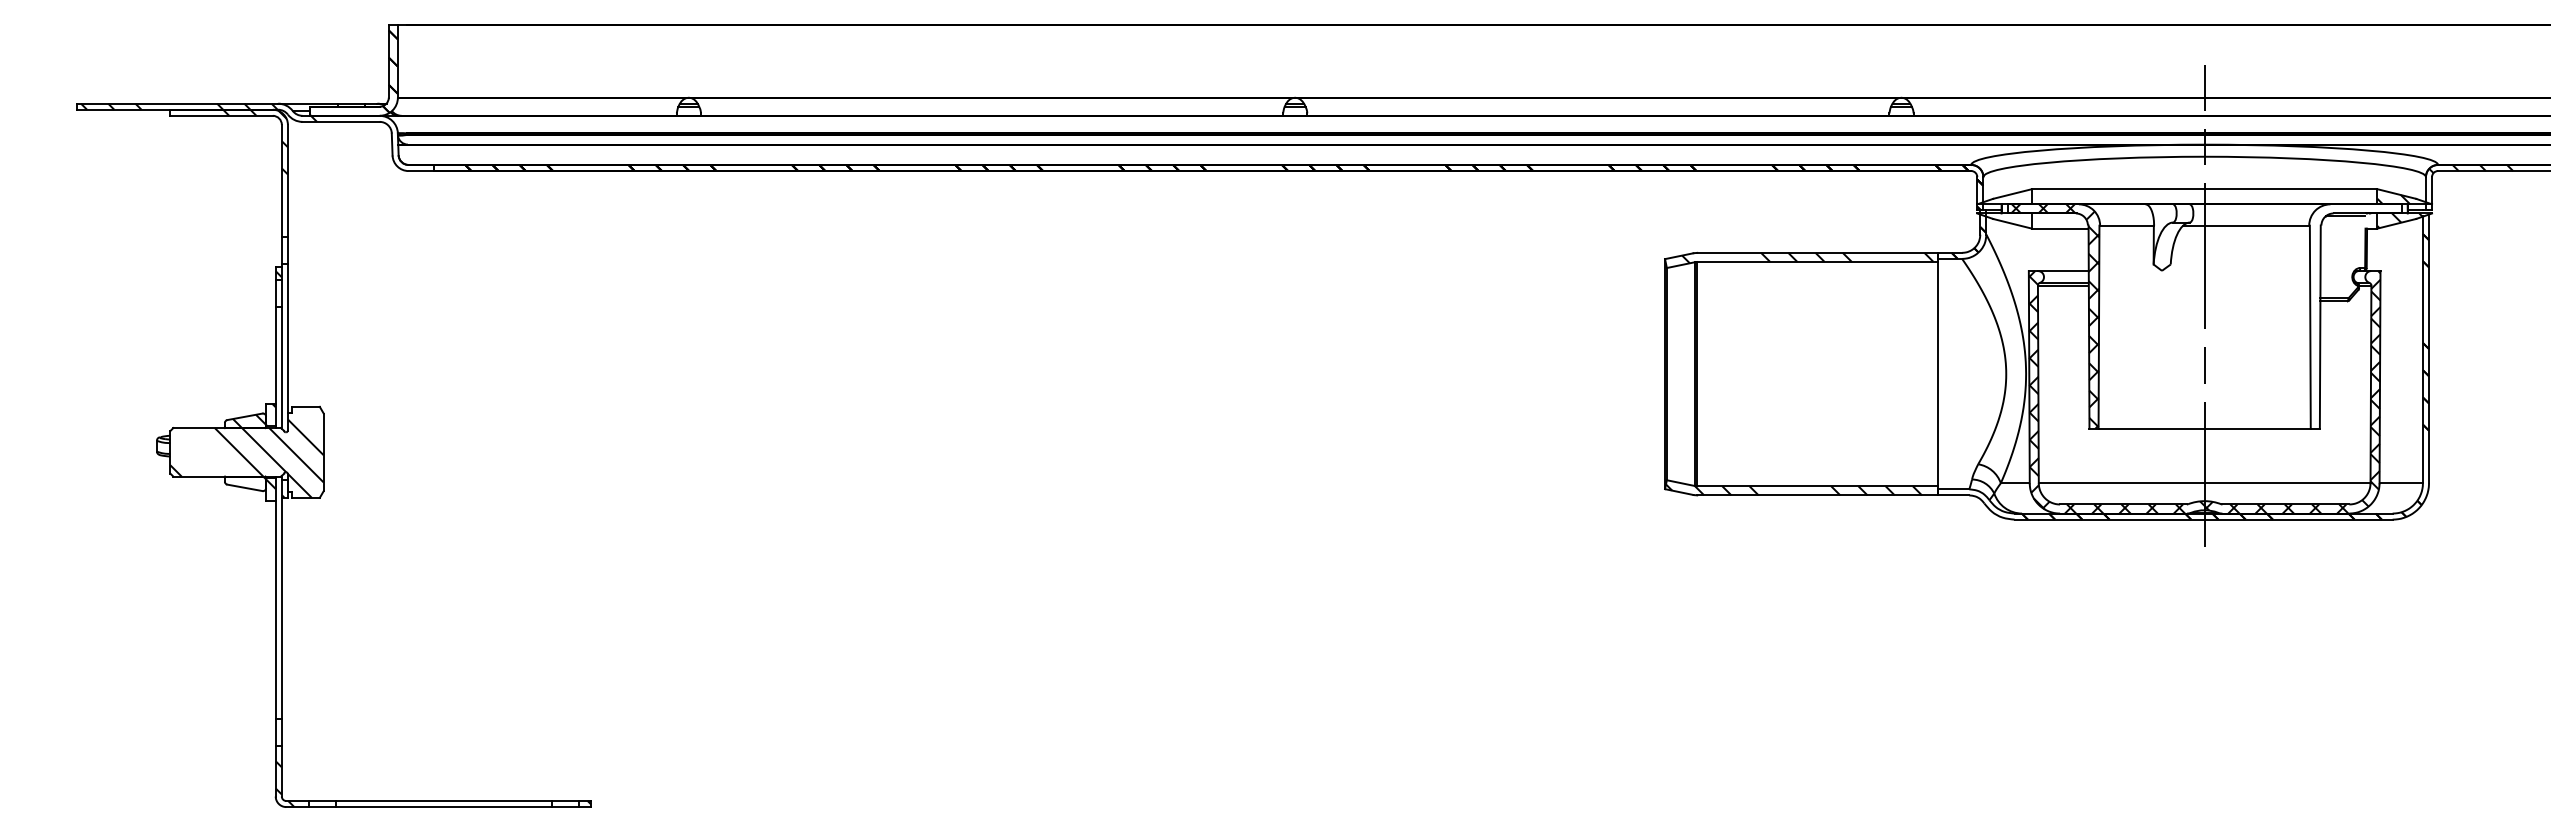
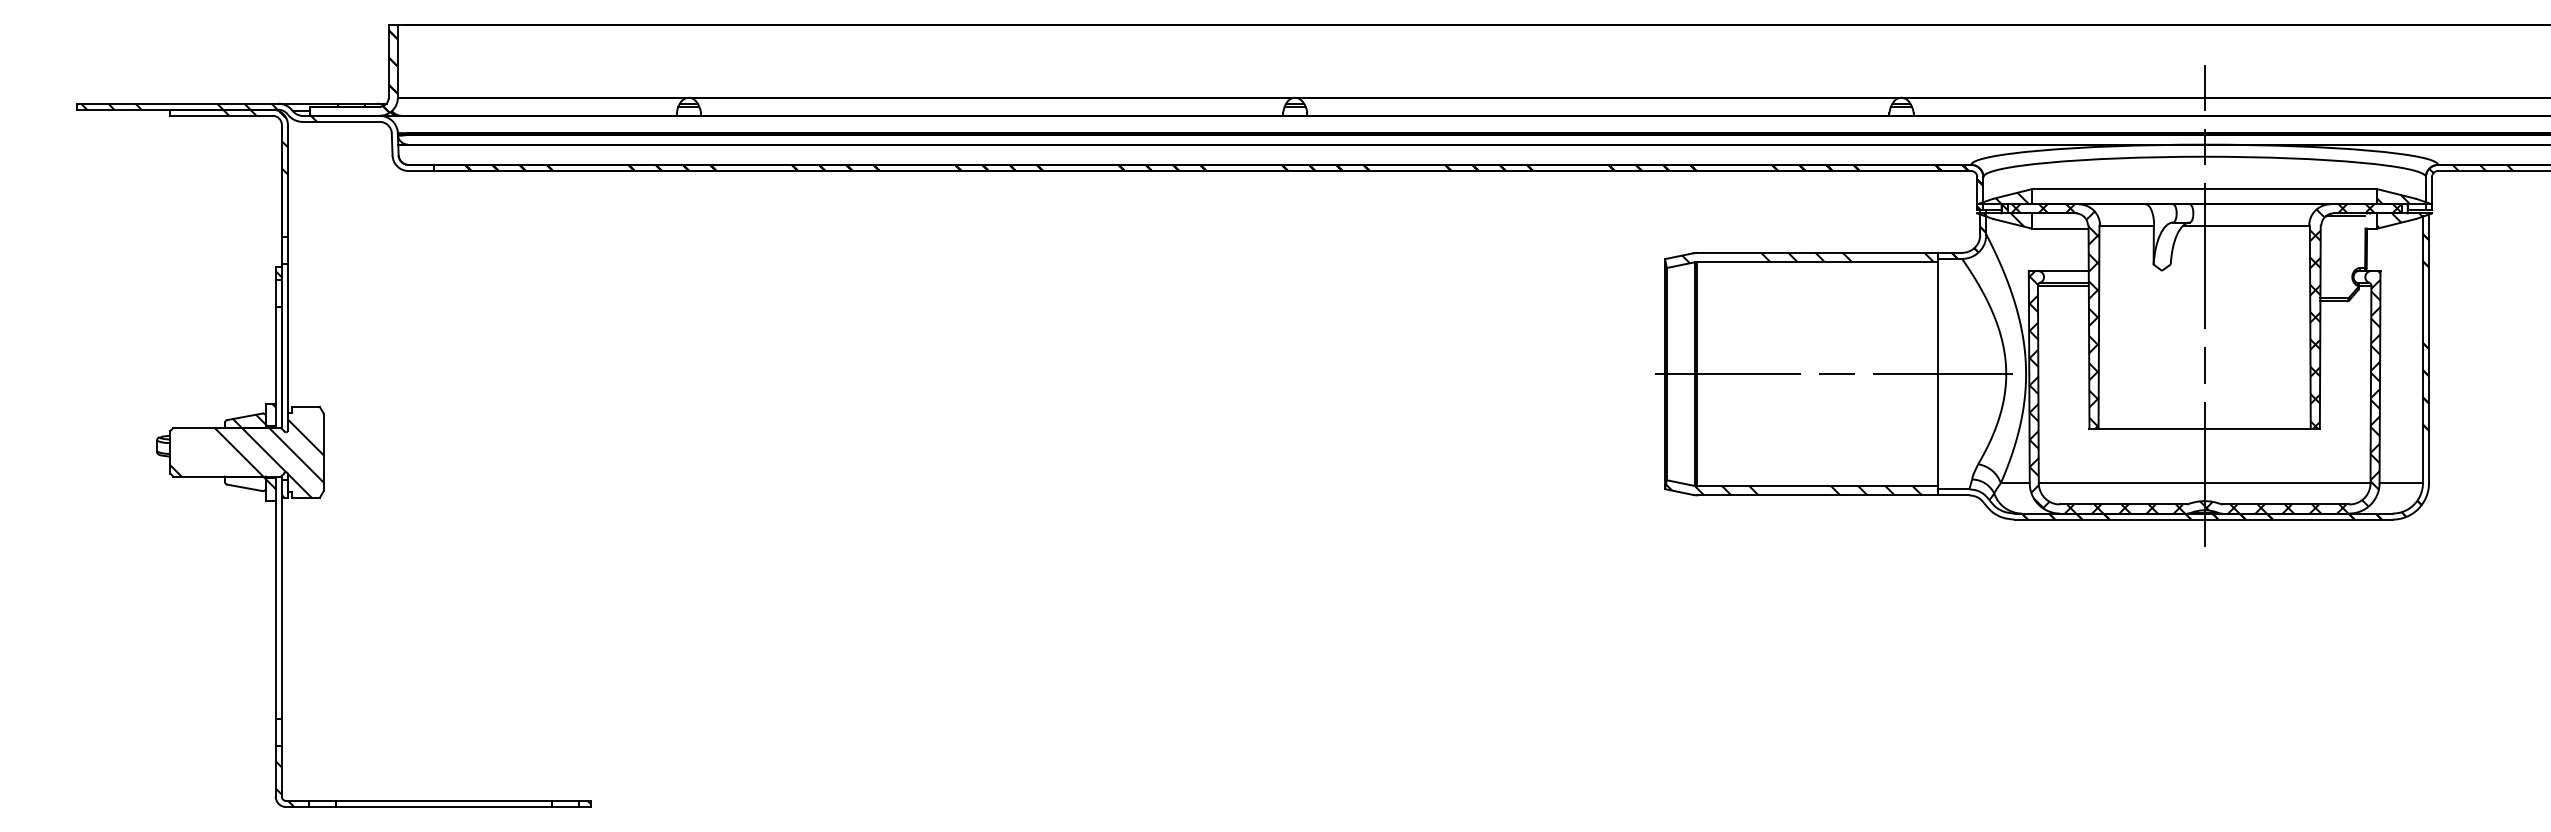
hatch: none -> present (2006, 209)
hatch: none -> present (2355, 316)
line: none -> present (1834, 374)
